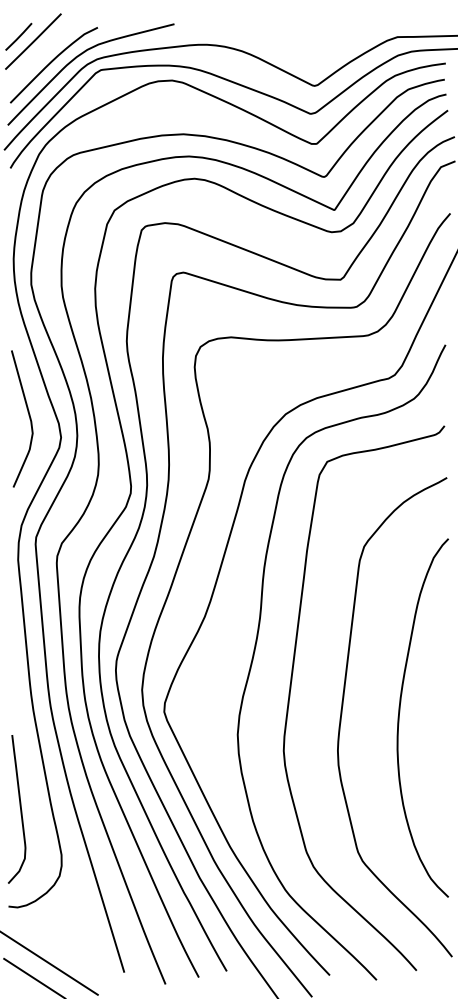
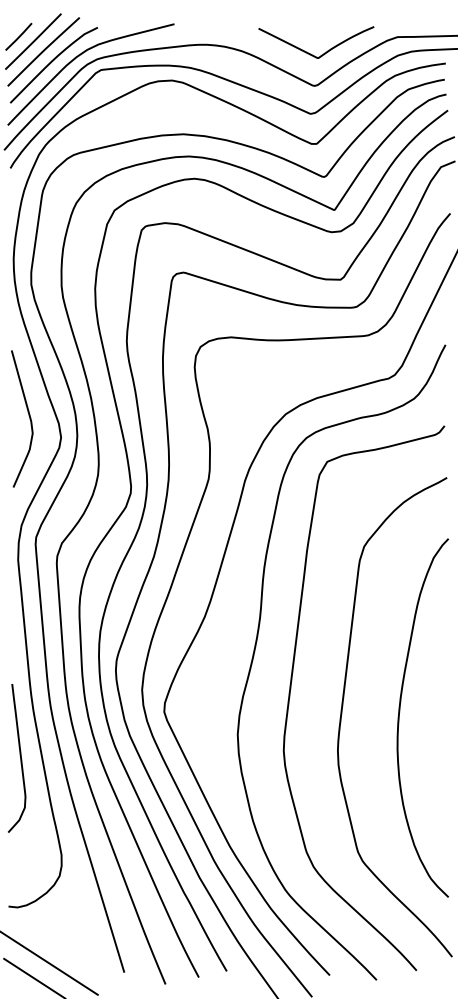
curve: none -> present (43, 51)
curve: none -> present (310, 53)
curve position: (20, 809) -> (20, 758) (20, 758)
